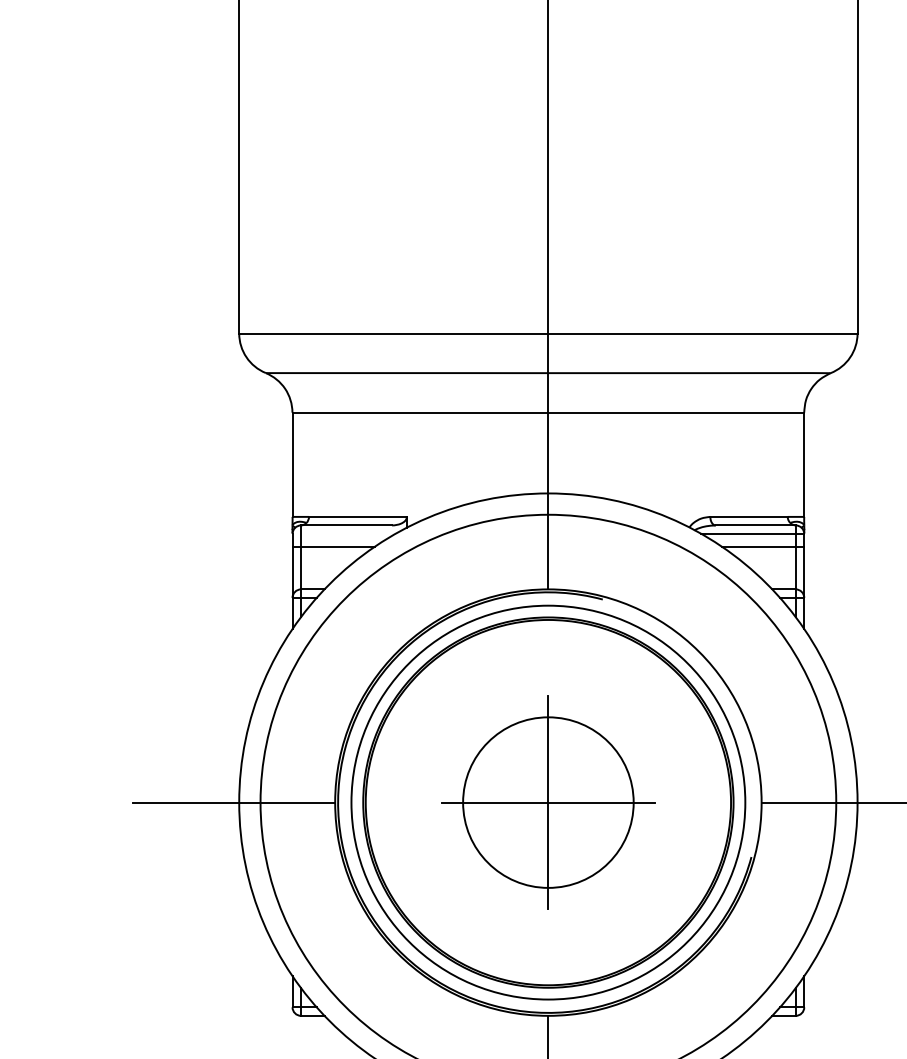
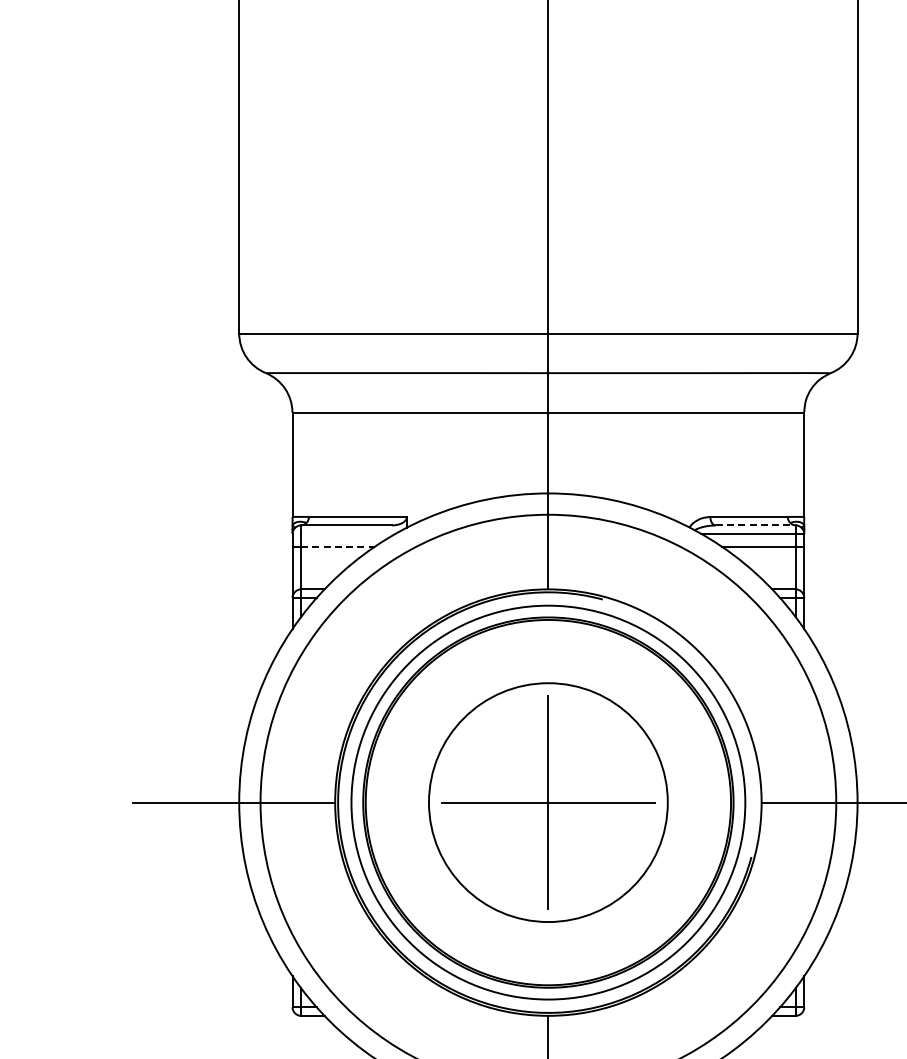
line: solid -> dashed (756, 525)
line: solid -> dashed (337, 546)
circle diameter: 171 px -> 239 px (548, 802)
